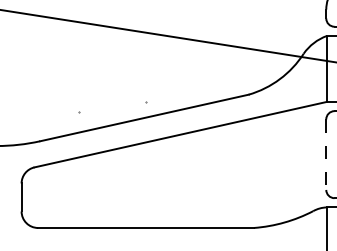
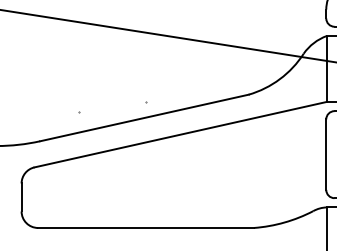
line: dashed -> solid (326, 155)
